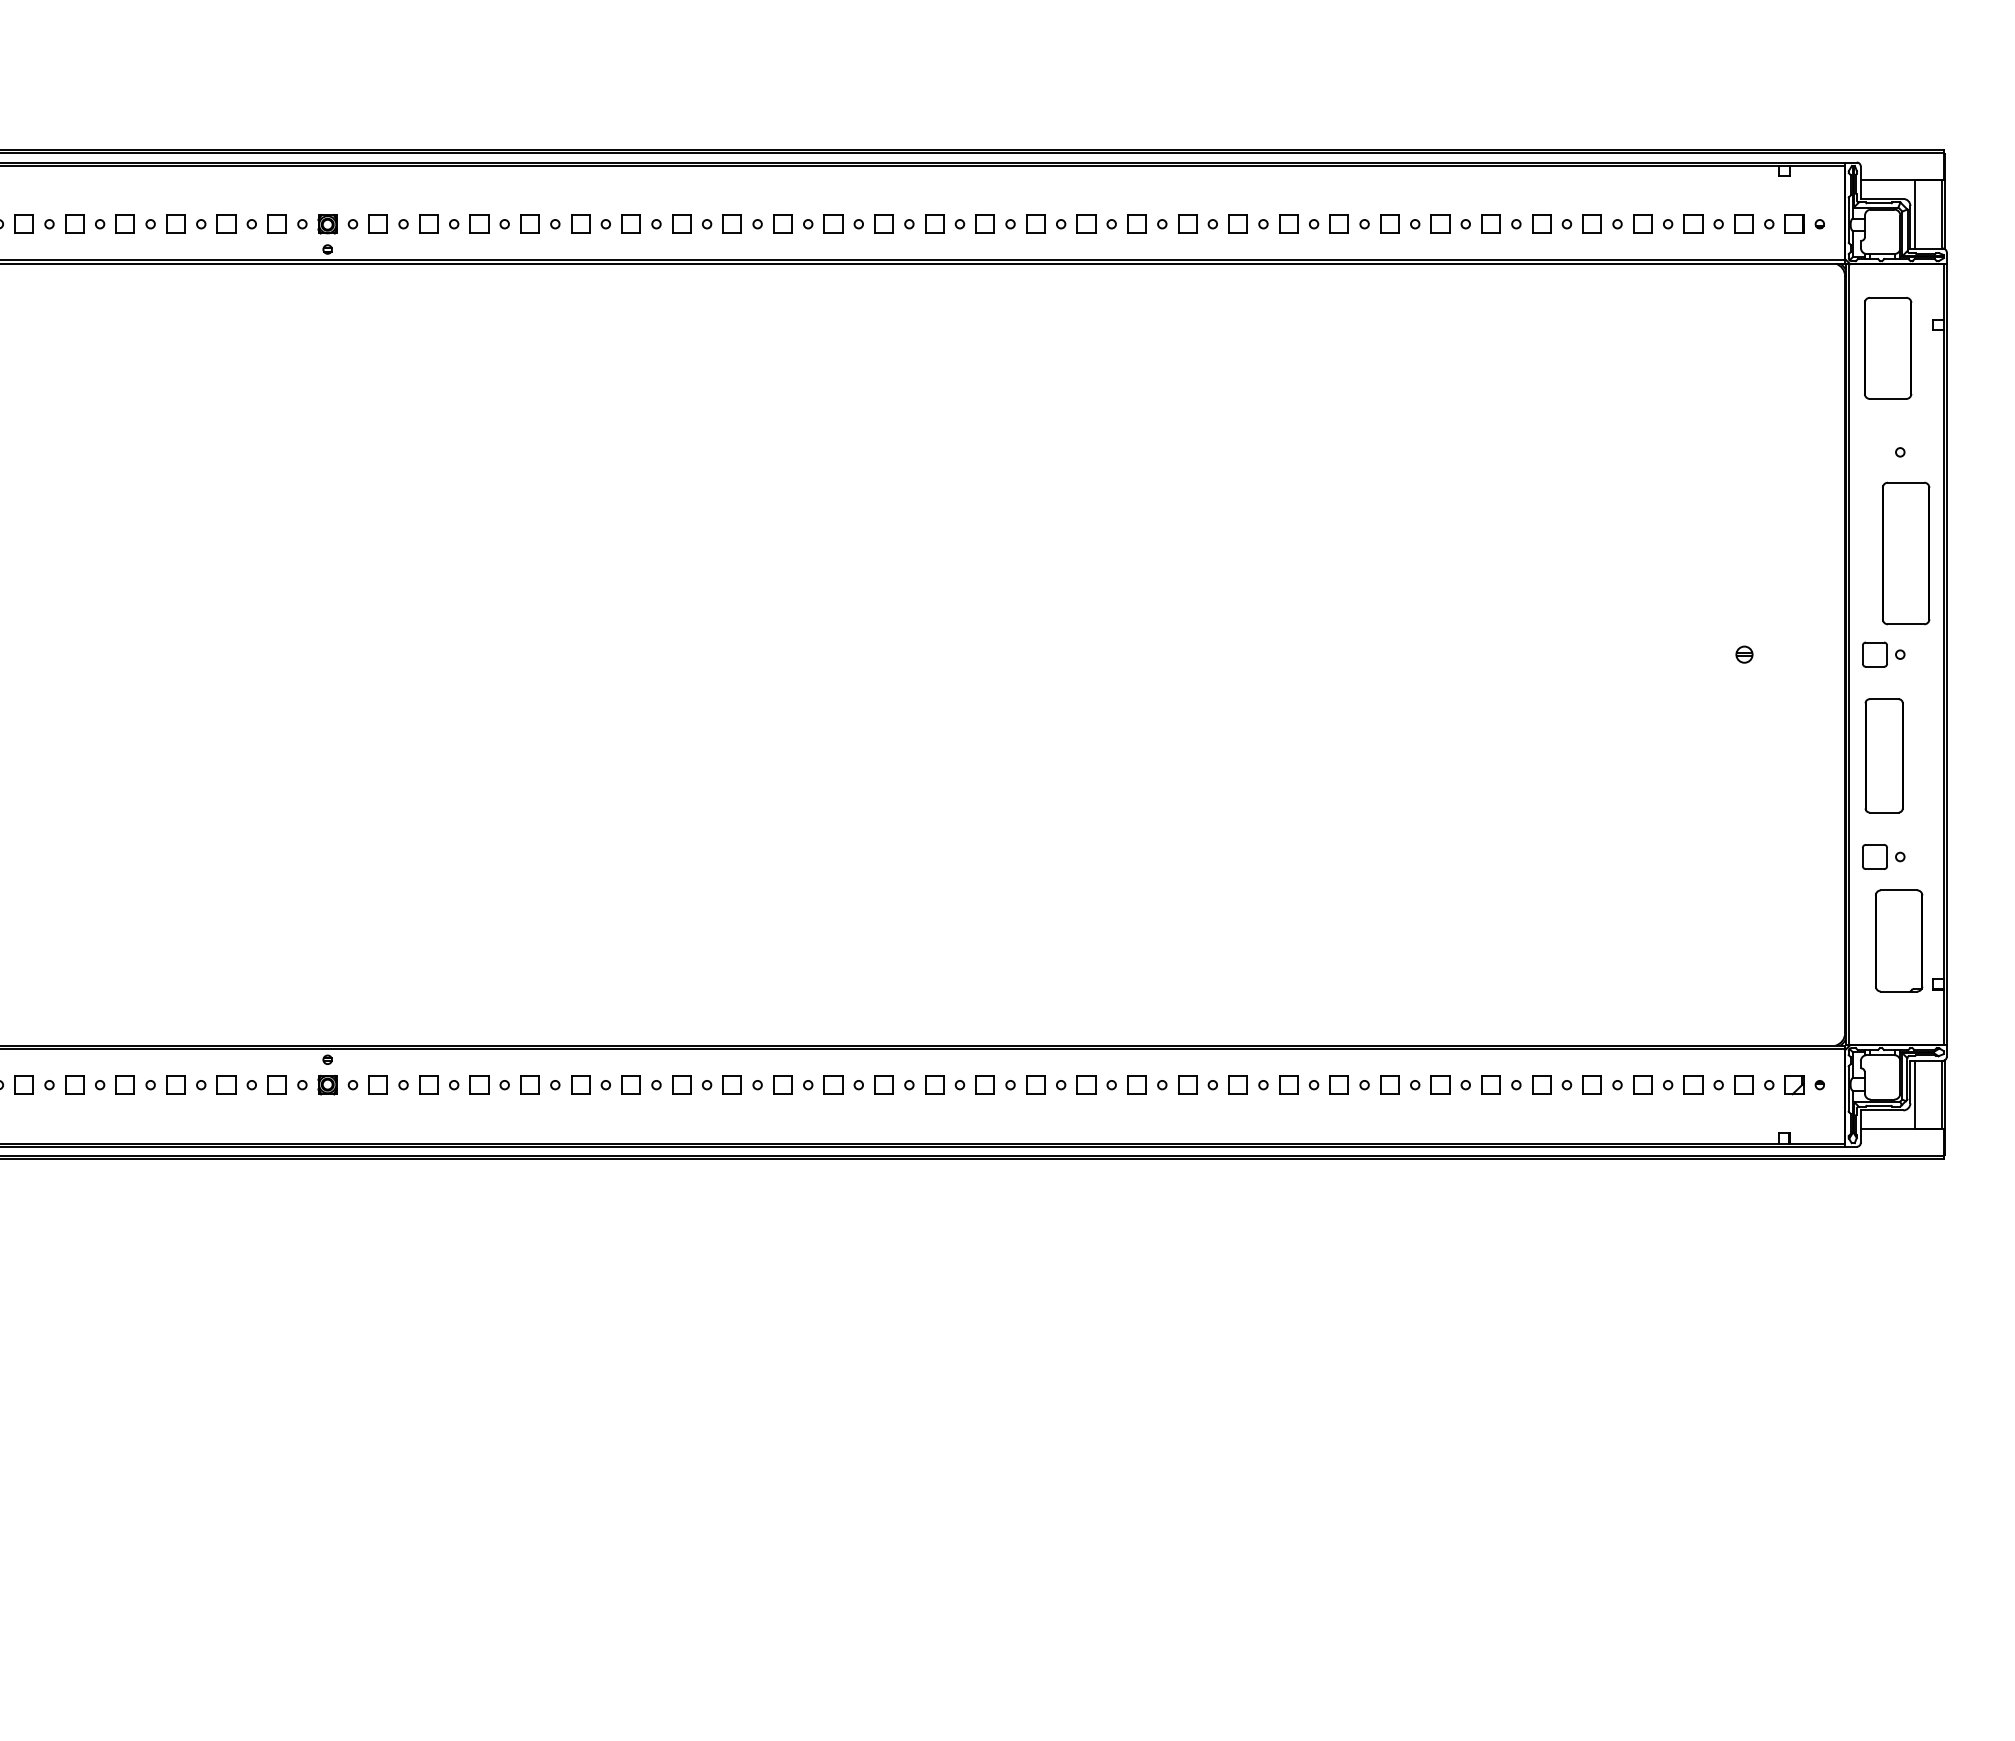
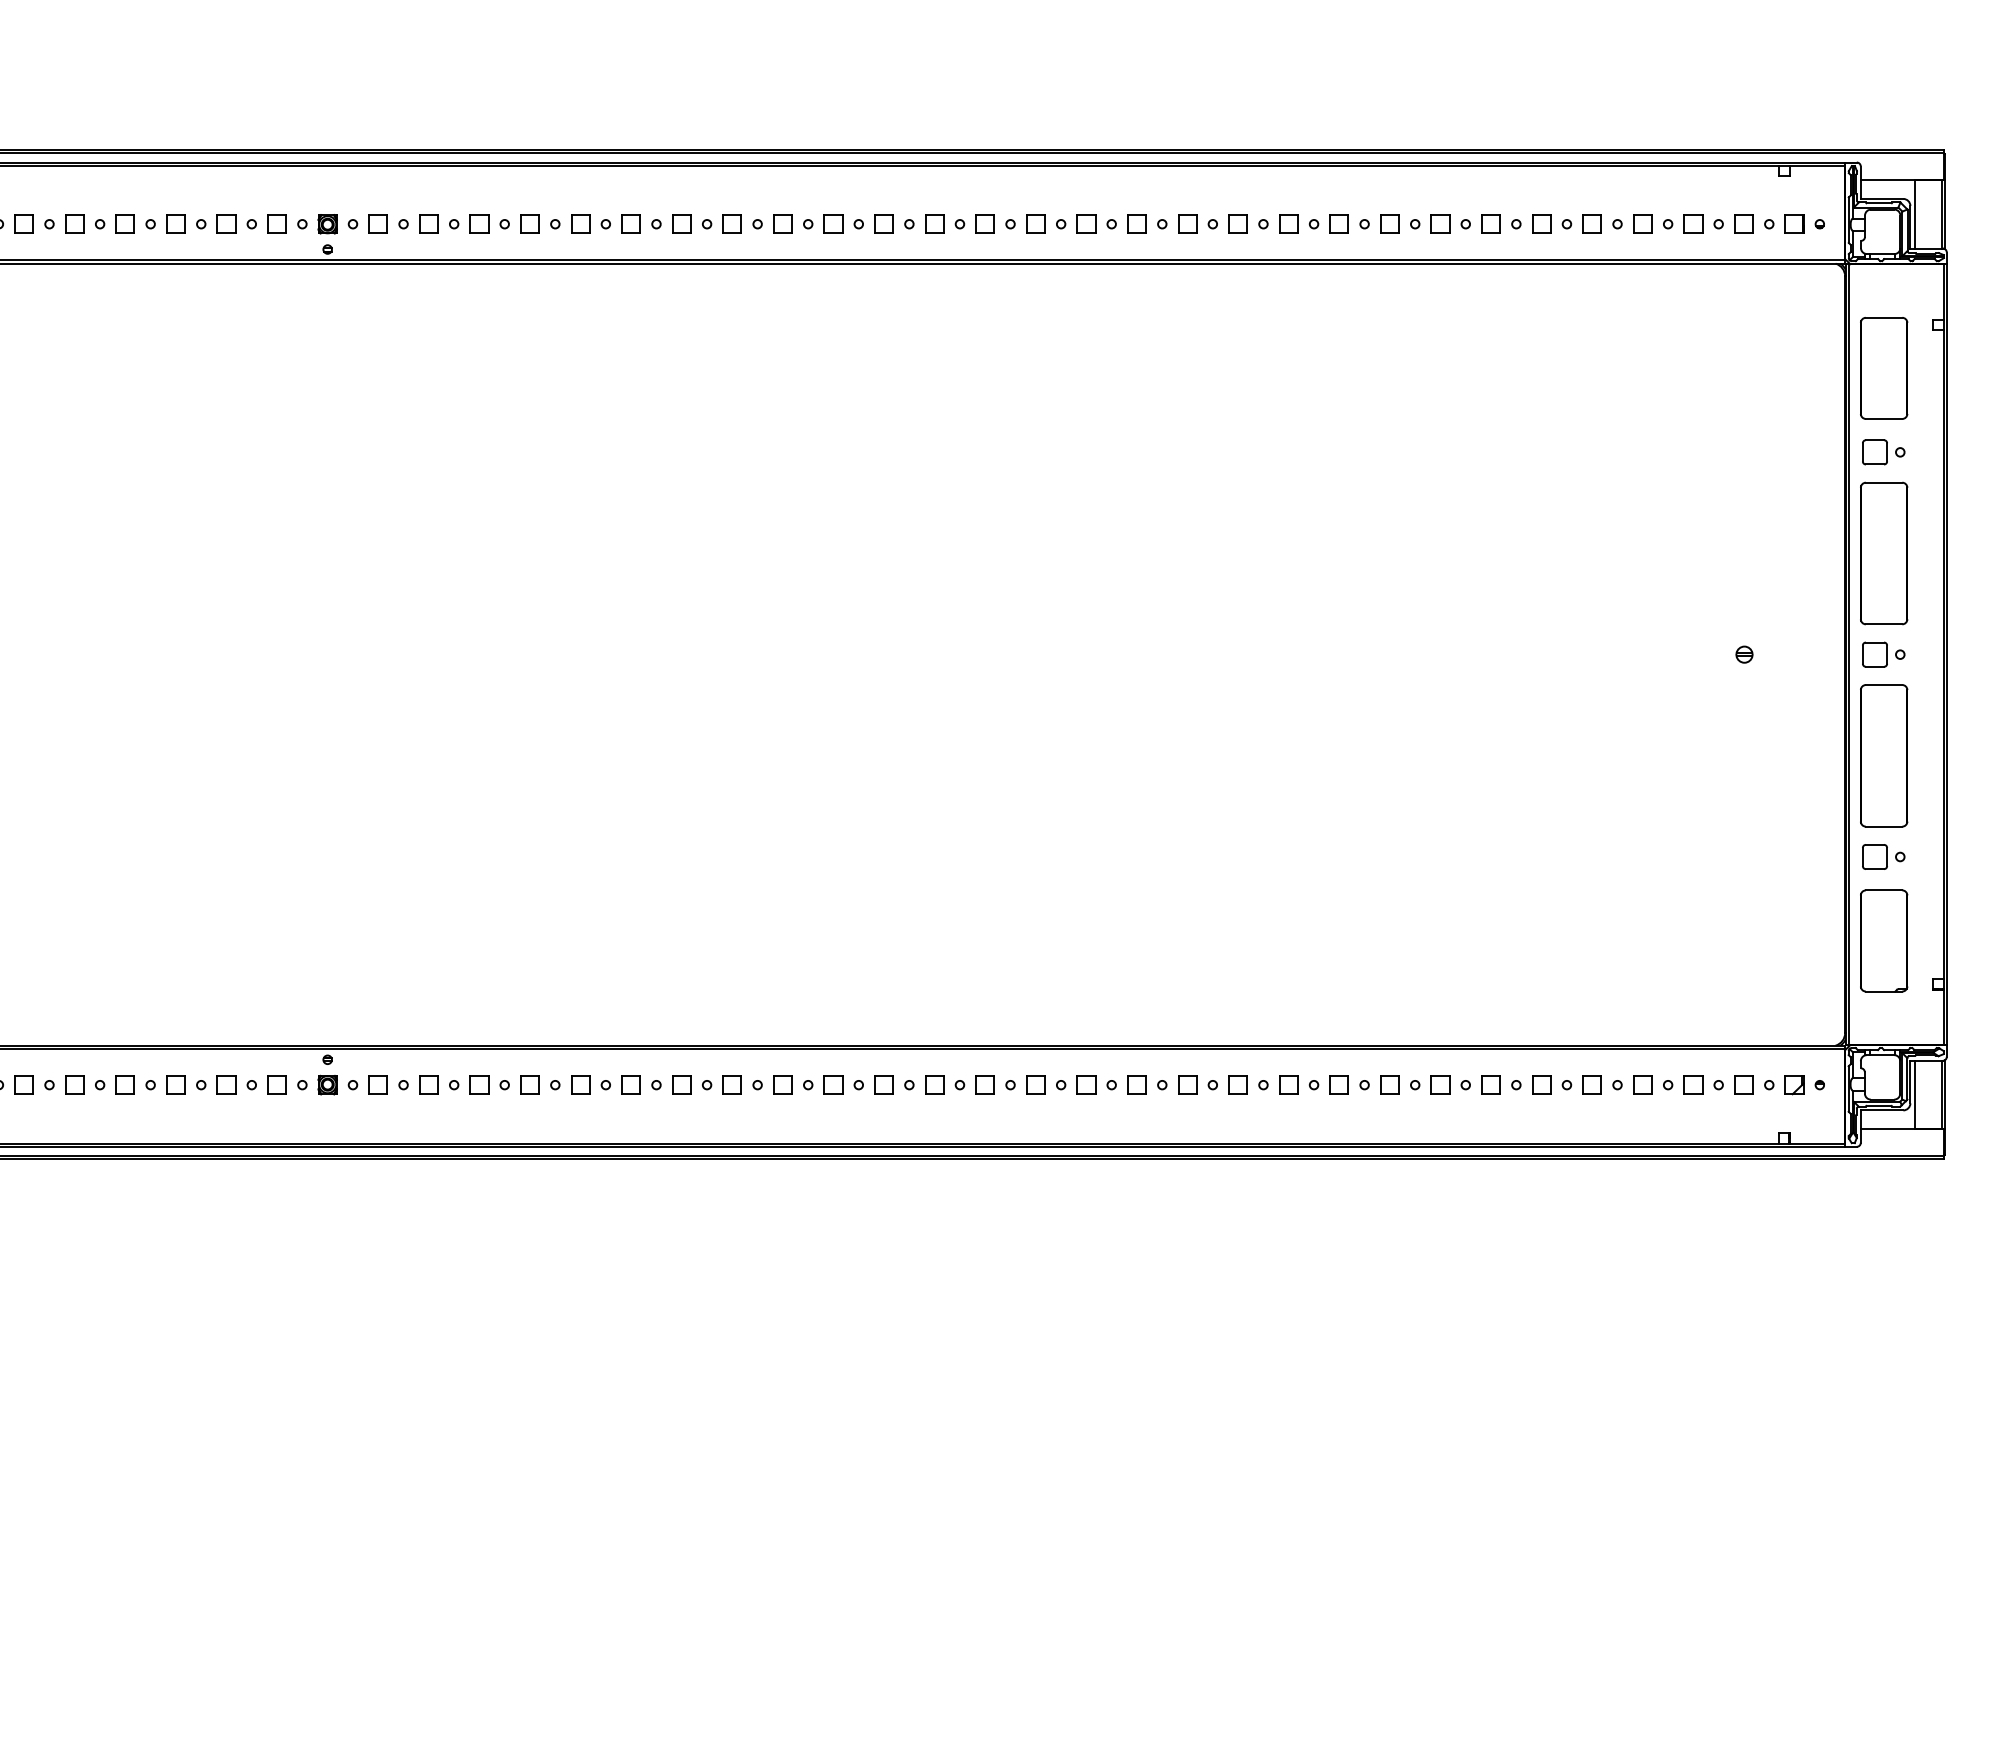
part position: (1888, 348) -> (1884, 368) (1884, 368)
part: none -> present (1874, 452)
part position: (1906, 553) -> (1884, 553) (1884, 553)
part size: 40x116 px -> 49x144 px (1884, 755)
part position: (1899, 940) -> (1884, 940) (1884, 940)
